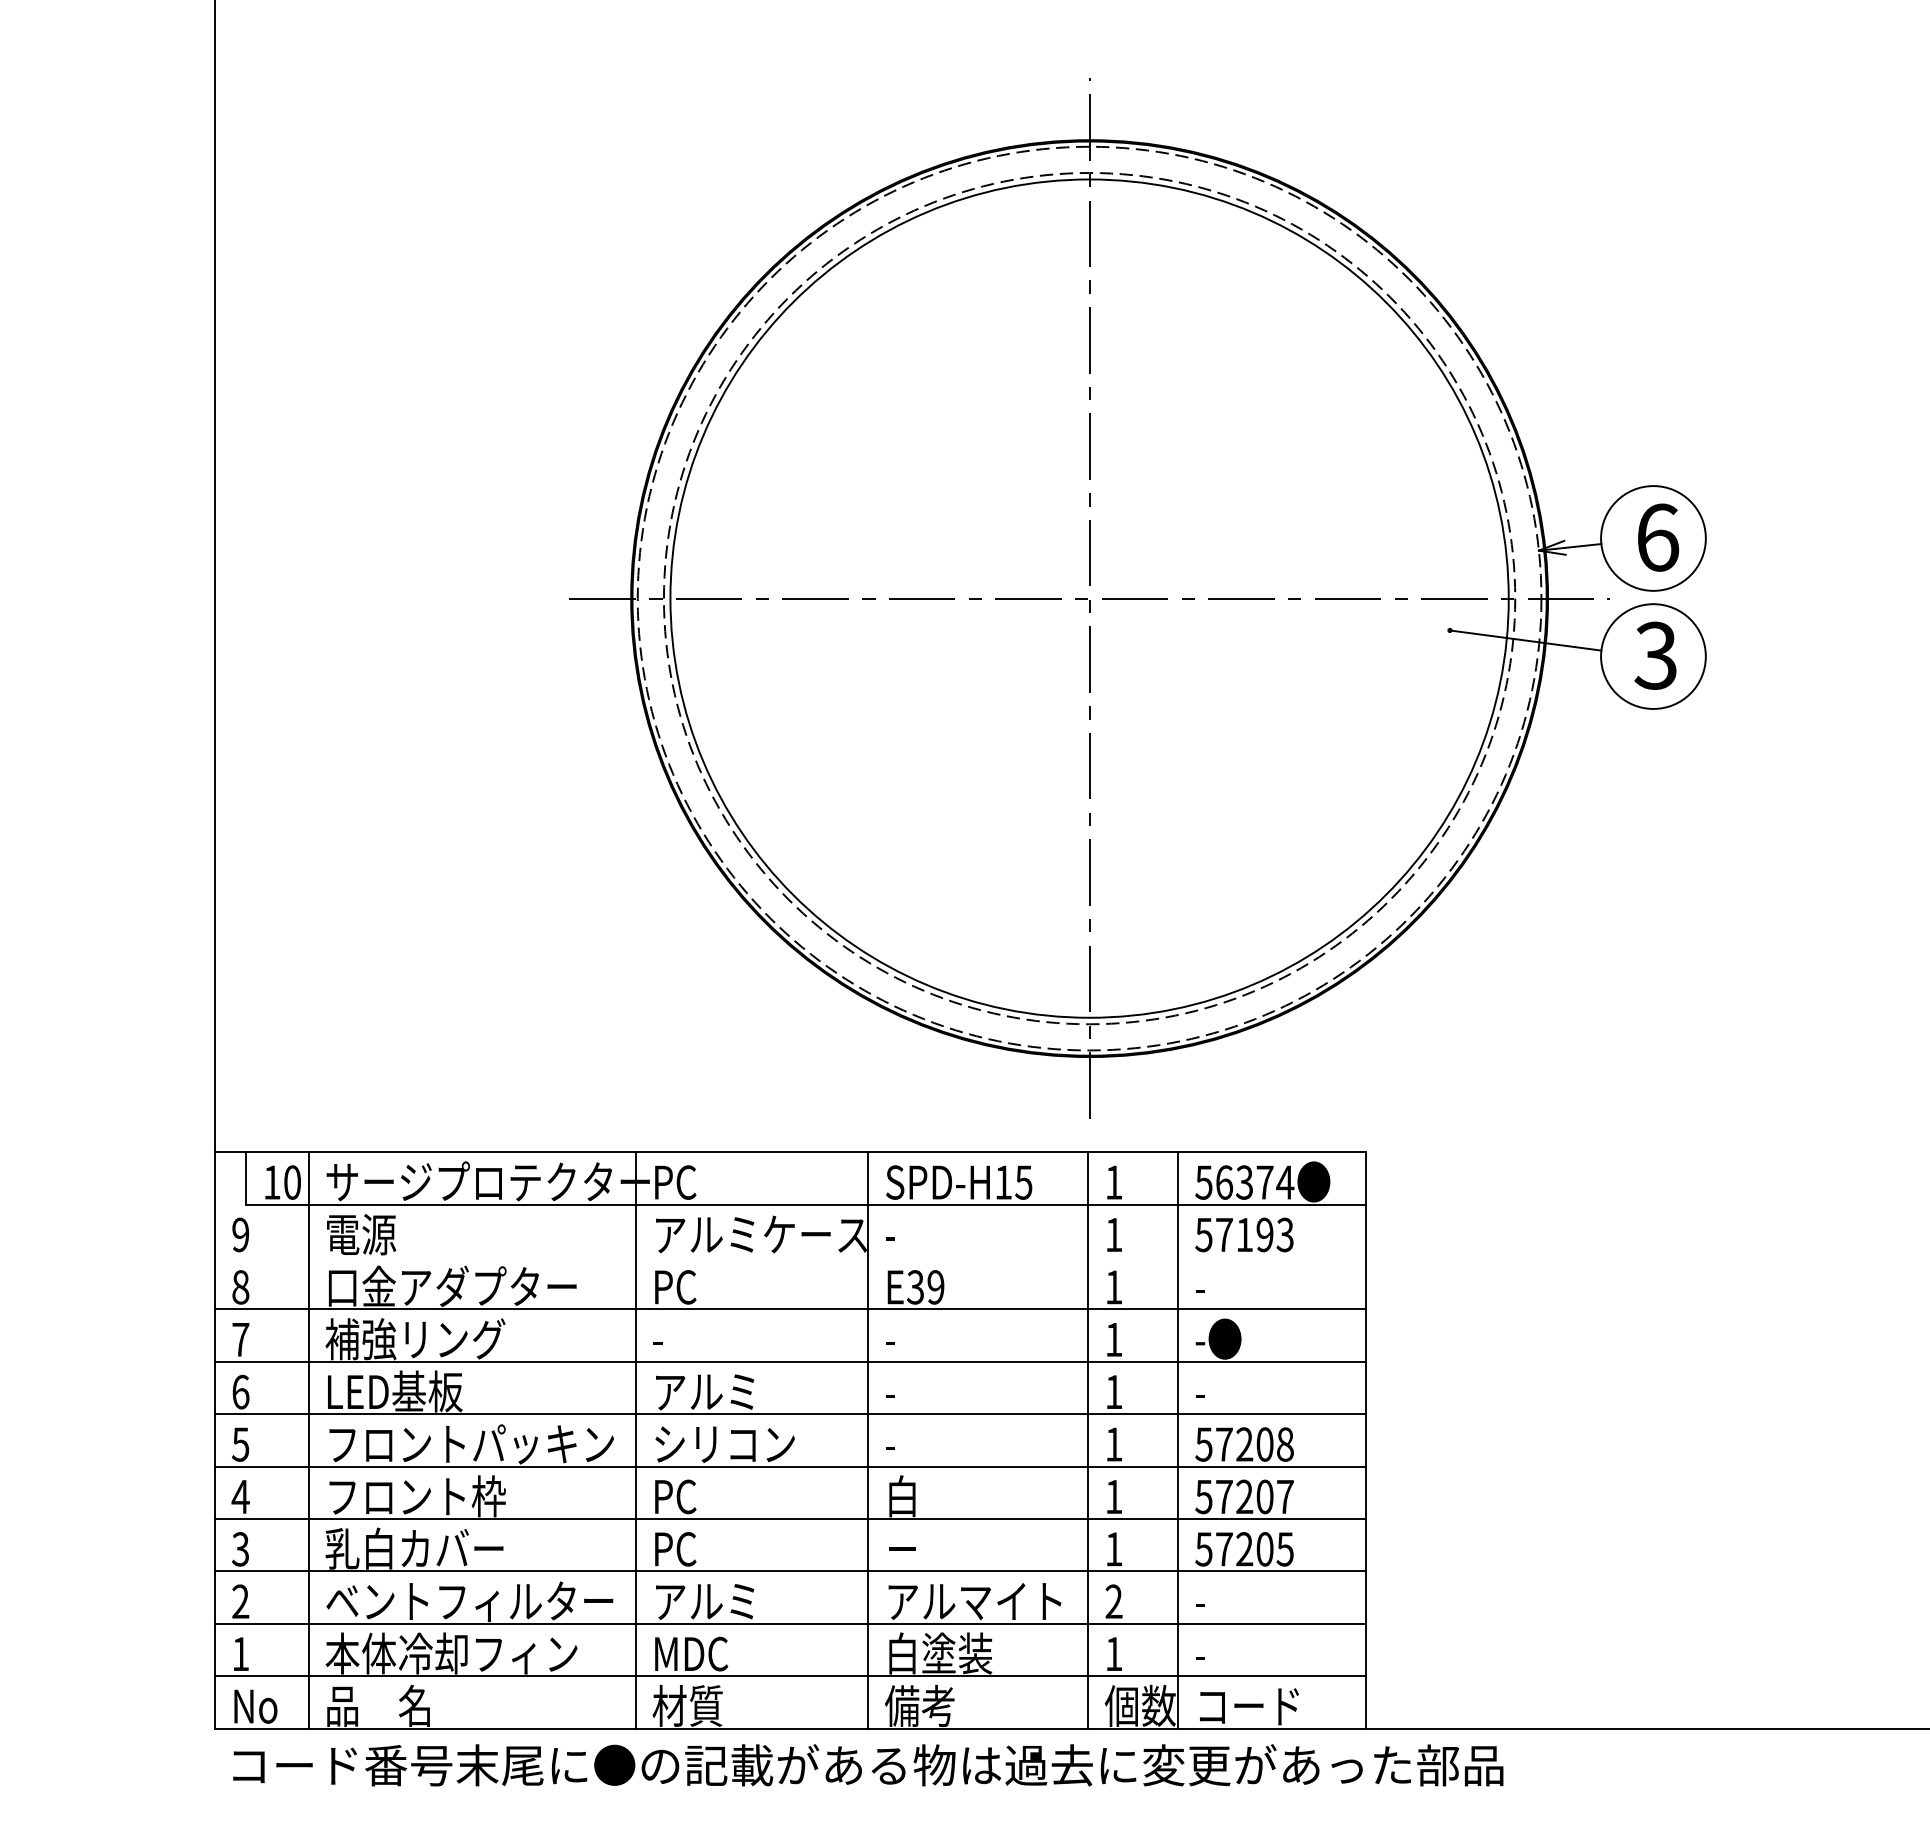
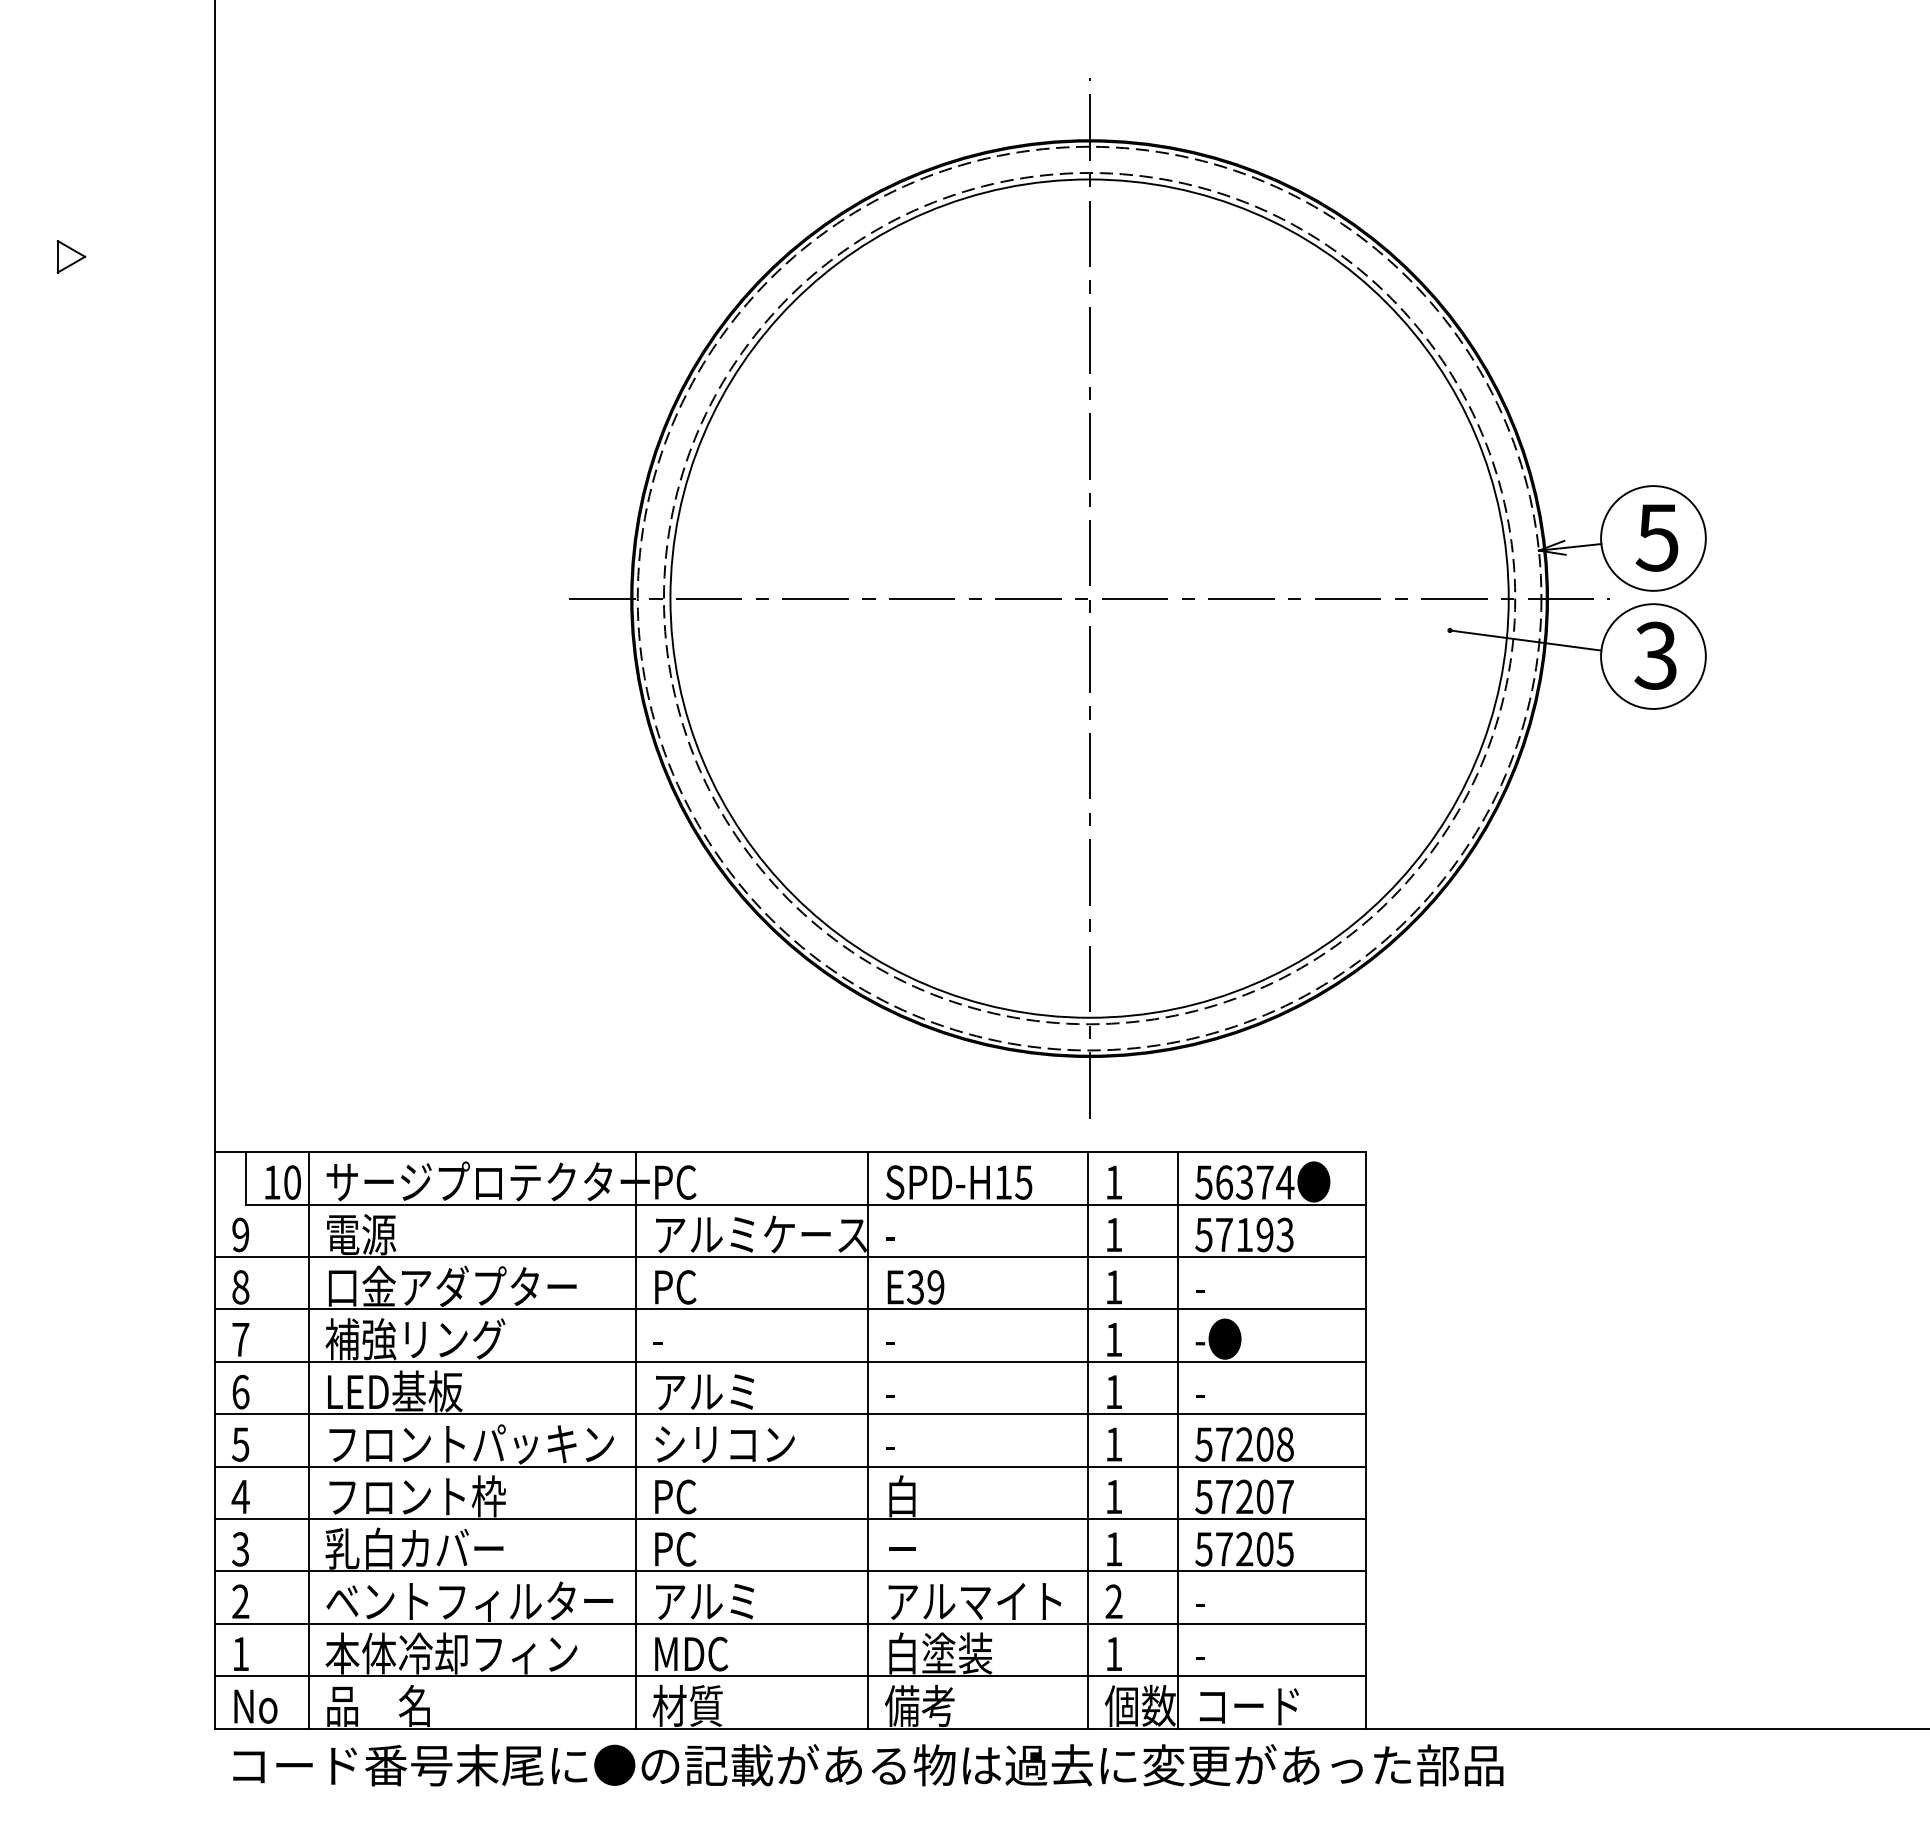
part: none -> present (71, 256)
text: 6 -> 5 (1657, 537)
line: none -> present (790, 1257)
